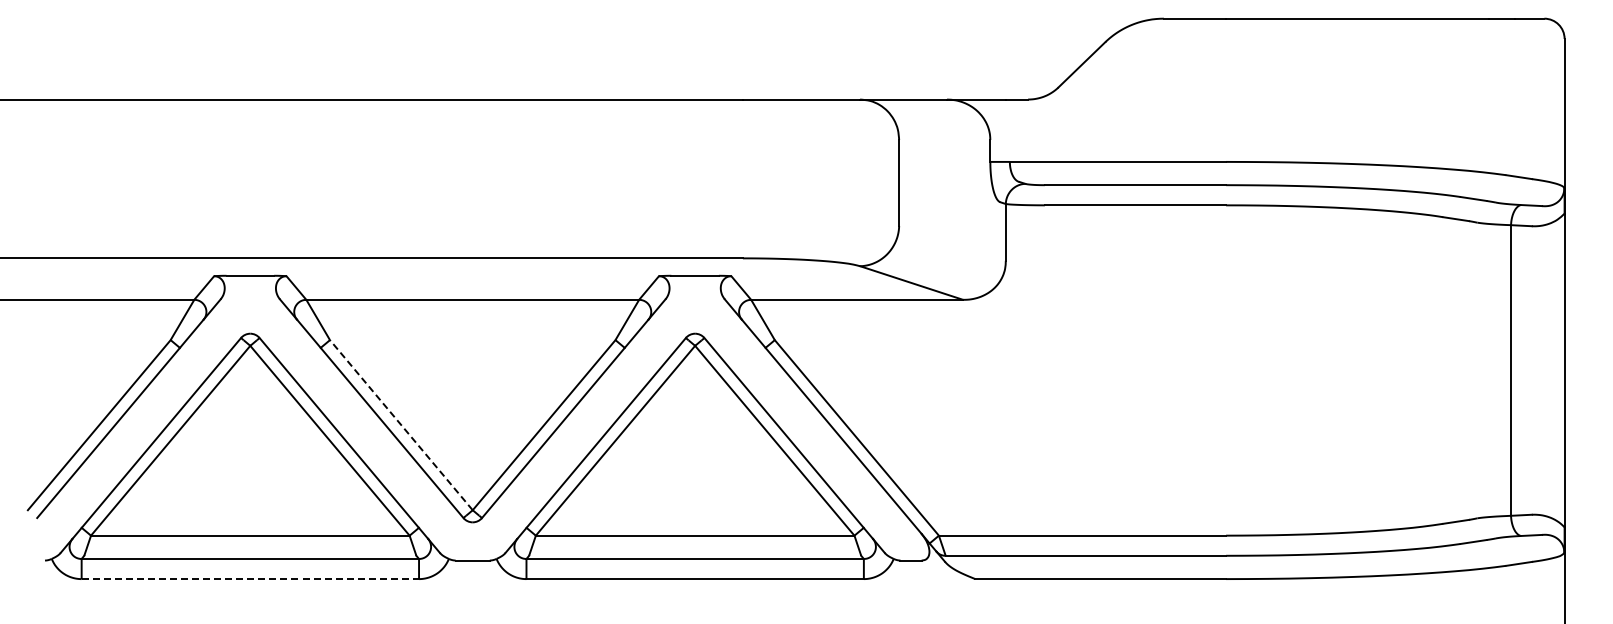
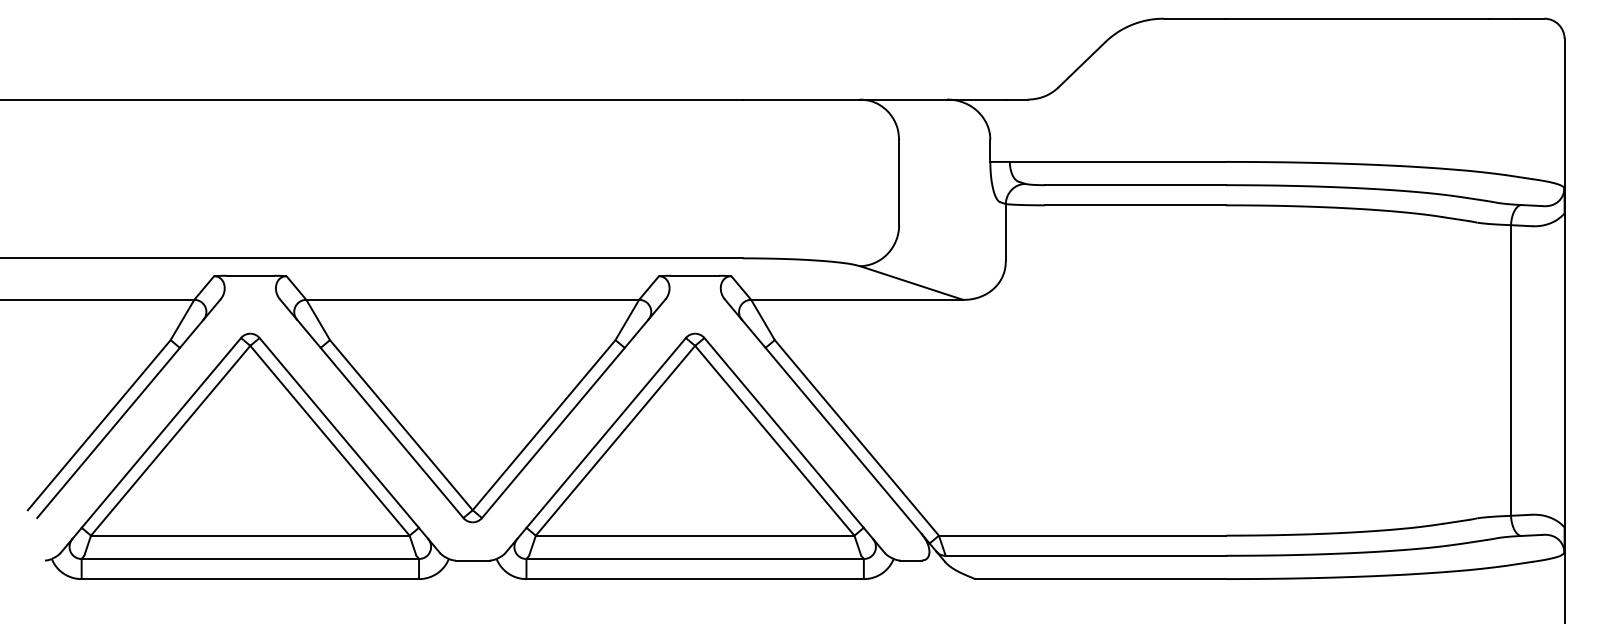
line: dashed -> solid (401, 424)
line: dashed -> solid (250, 579)
